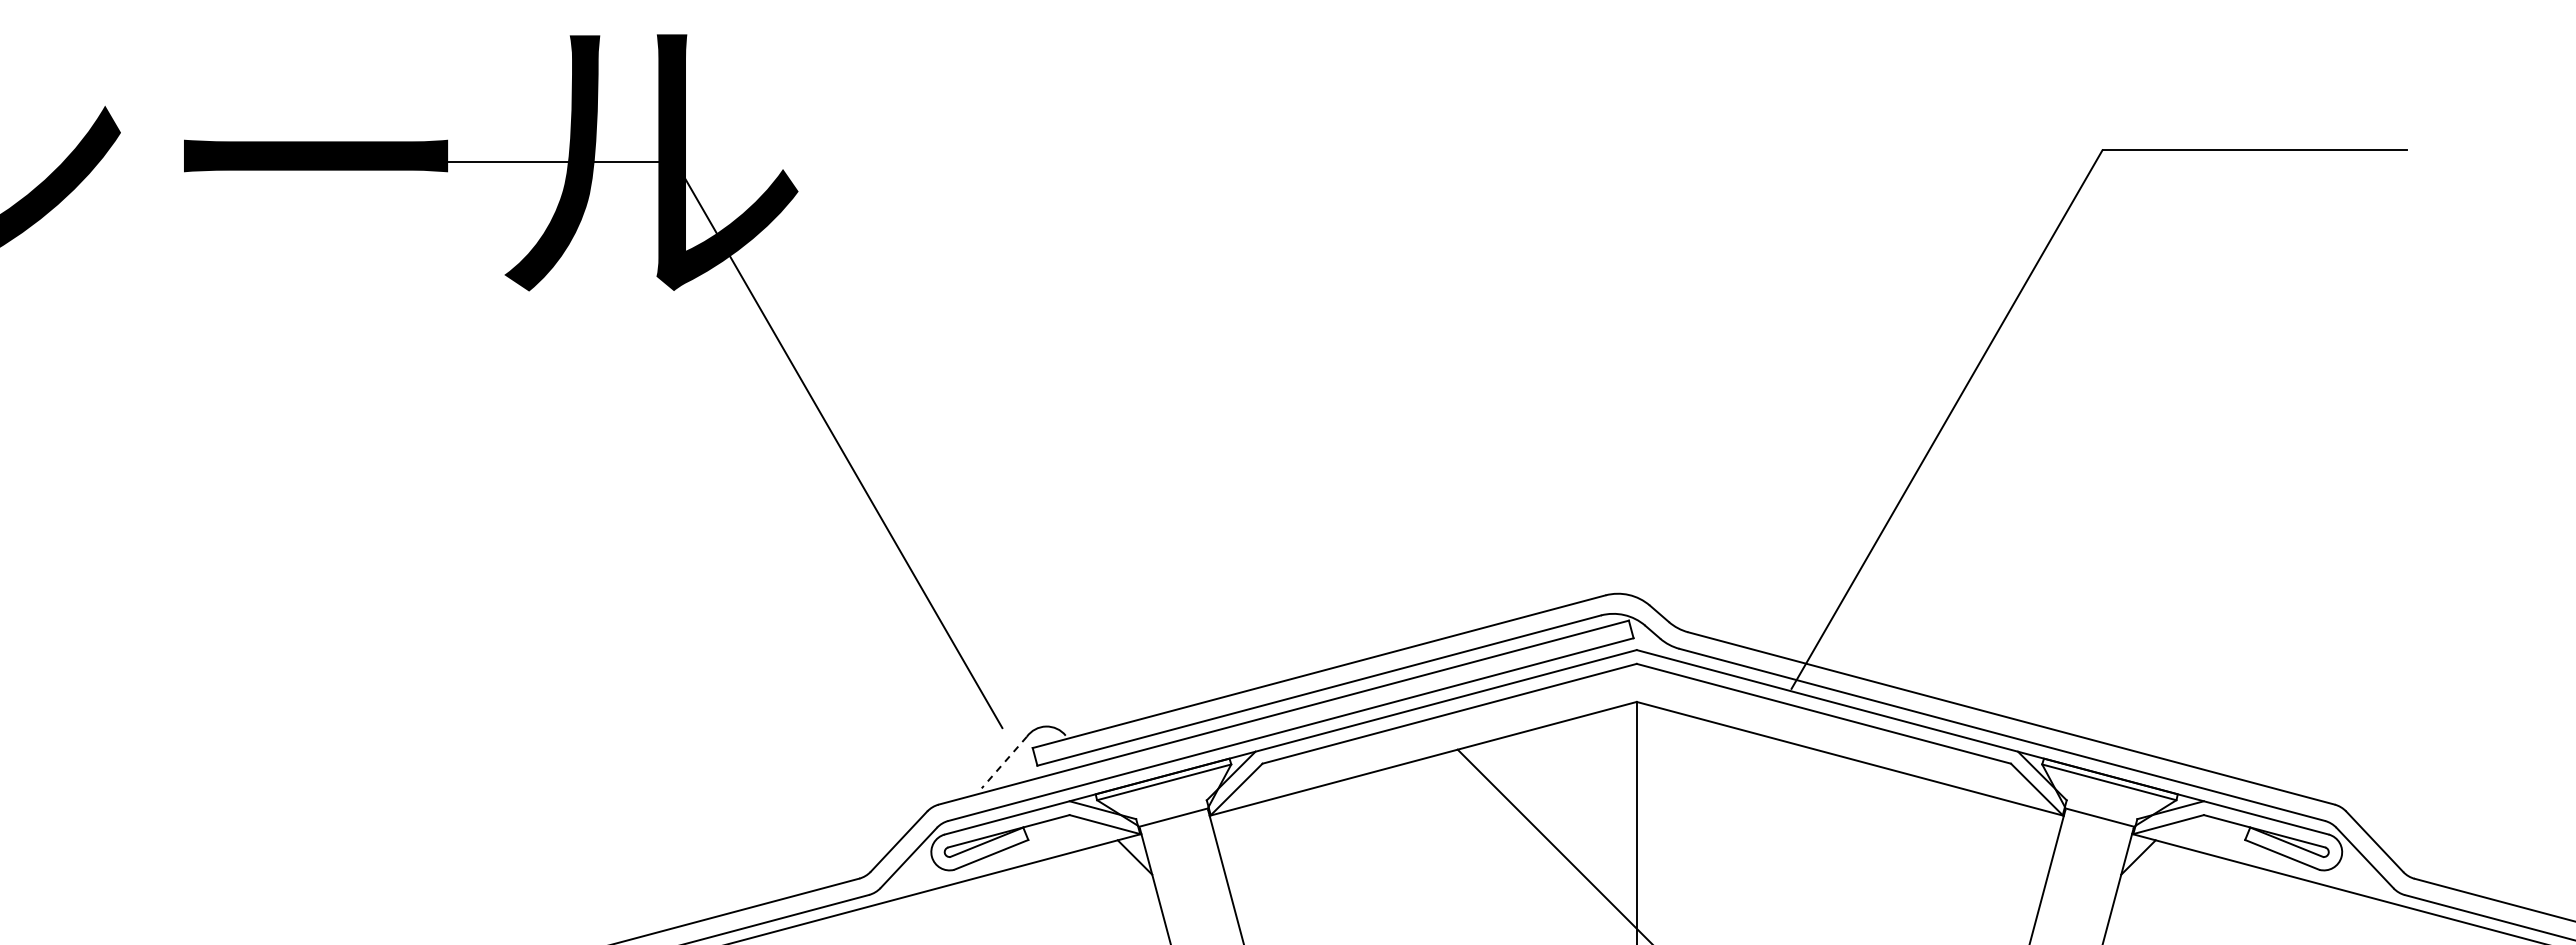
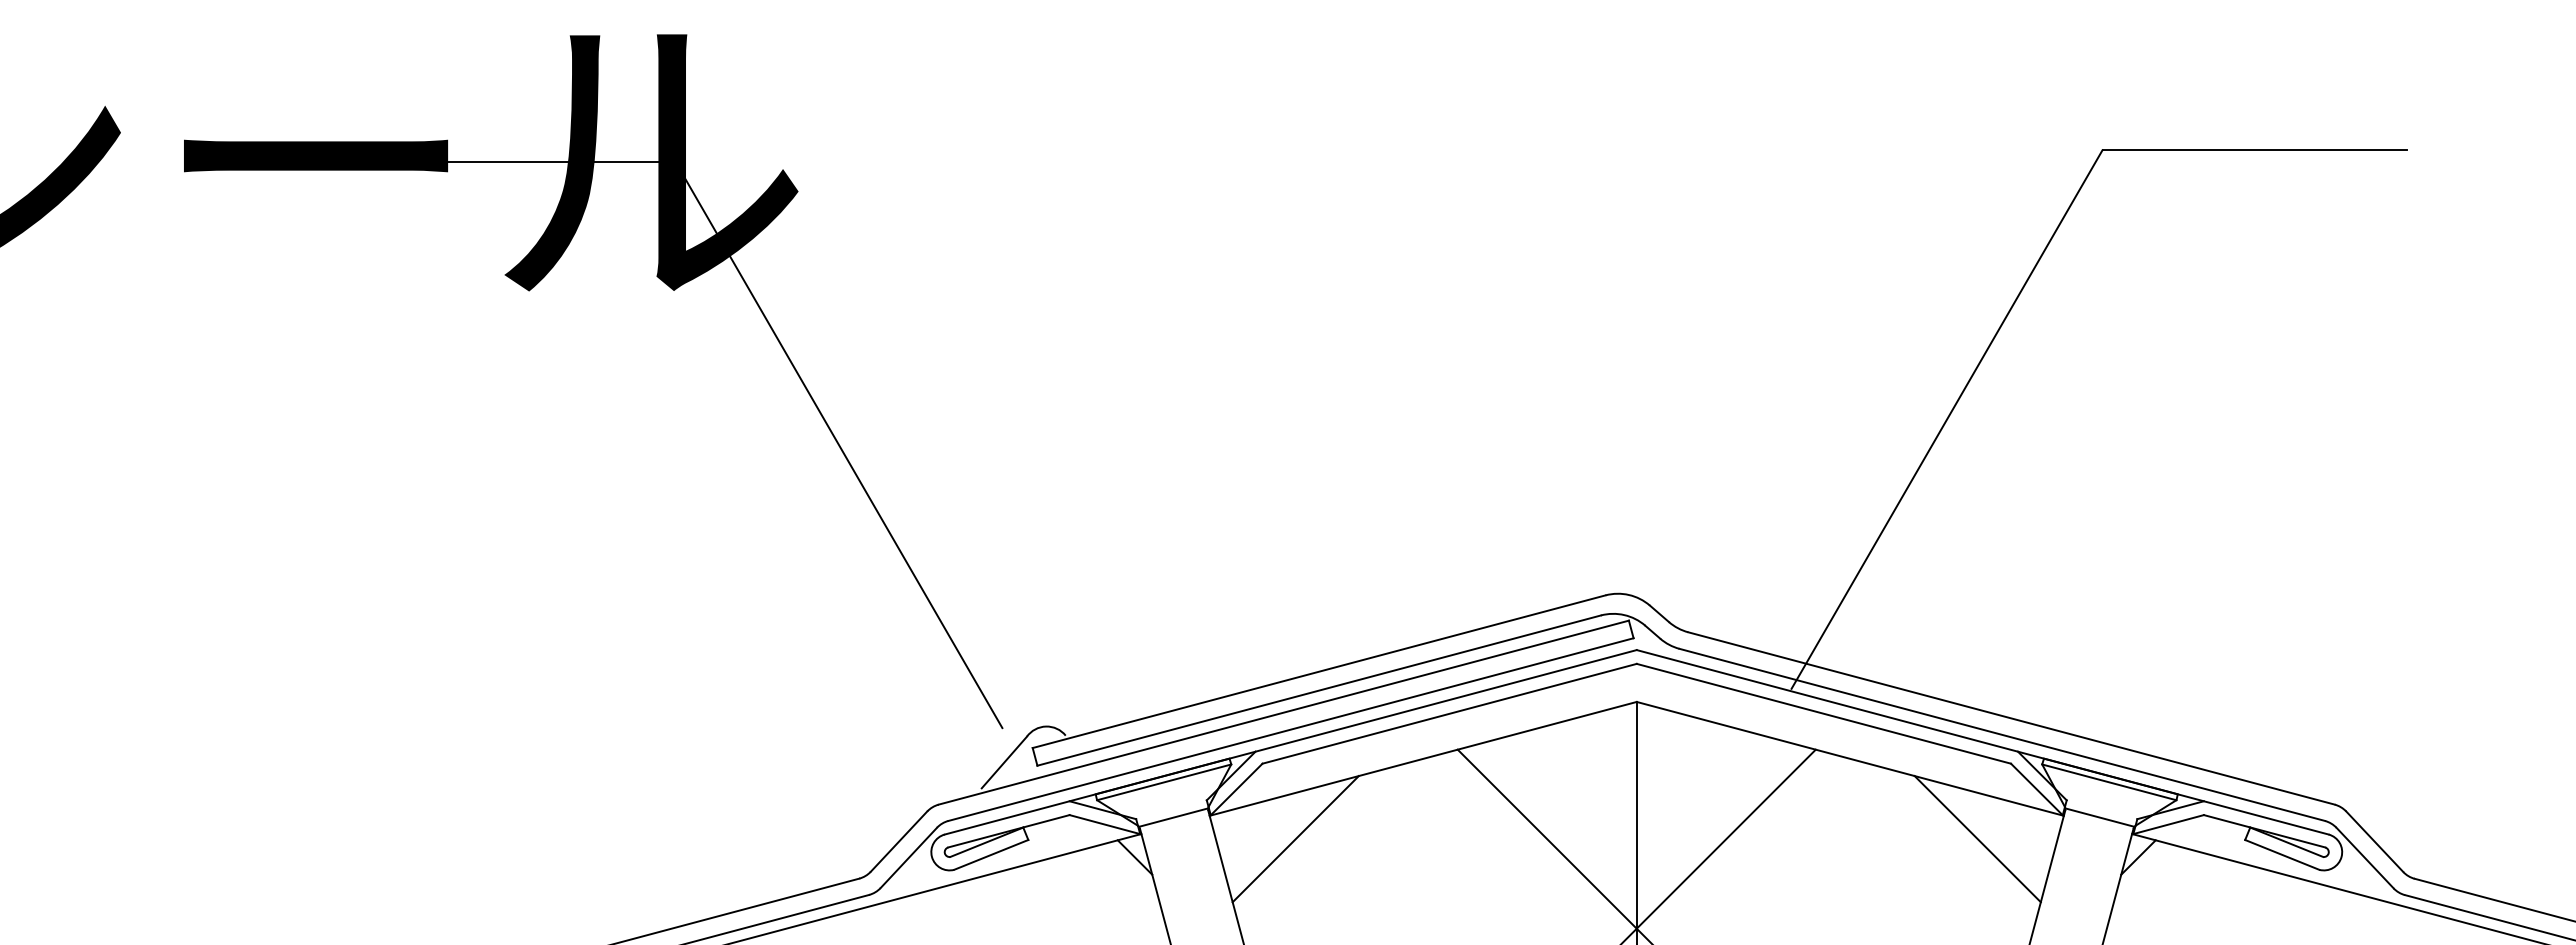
line: dashed -> solid (1004, 762)
line: none -> present (1295, 839)
line: none -> present (1977, 839)
line: none -> present (1719, 845)
